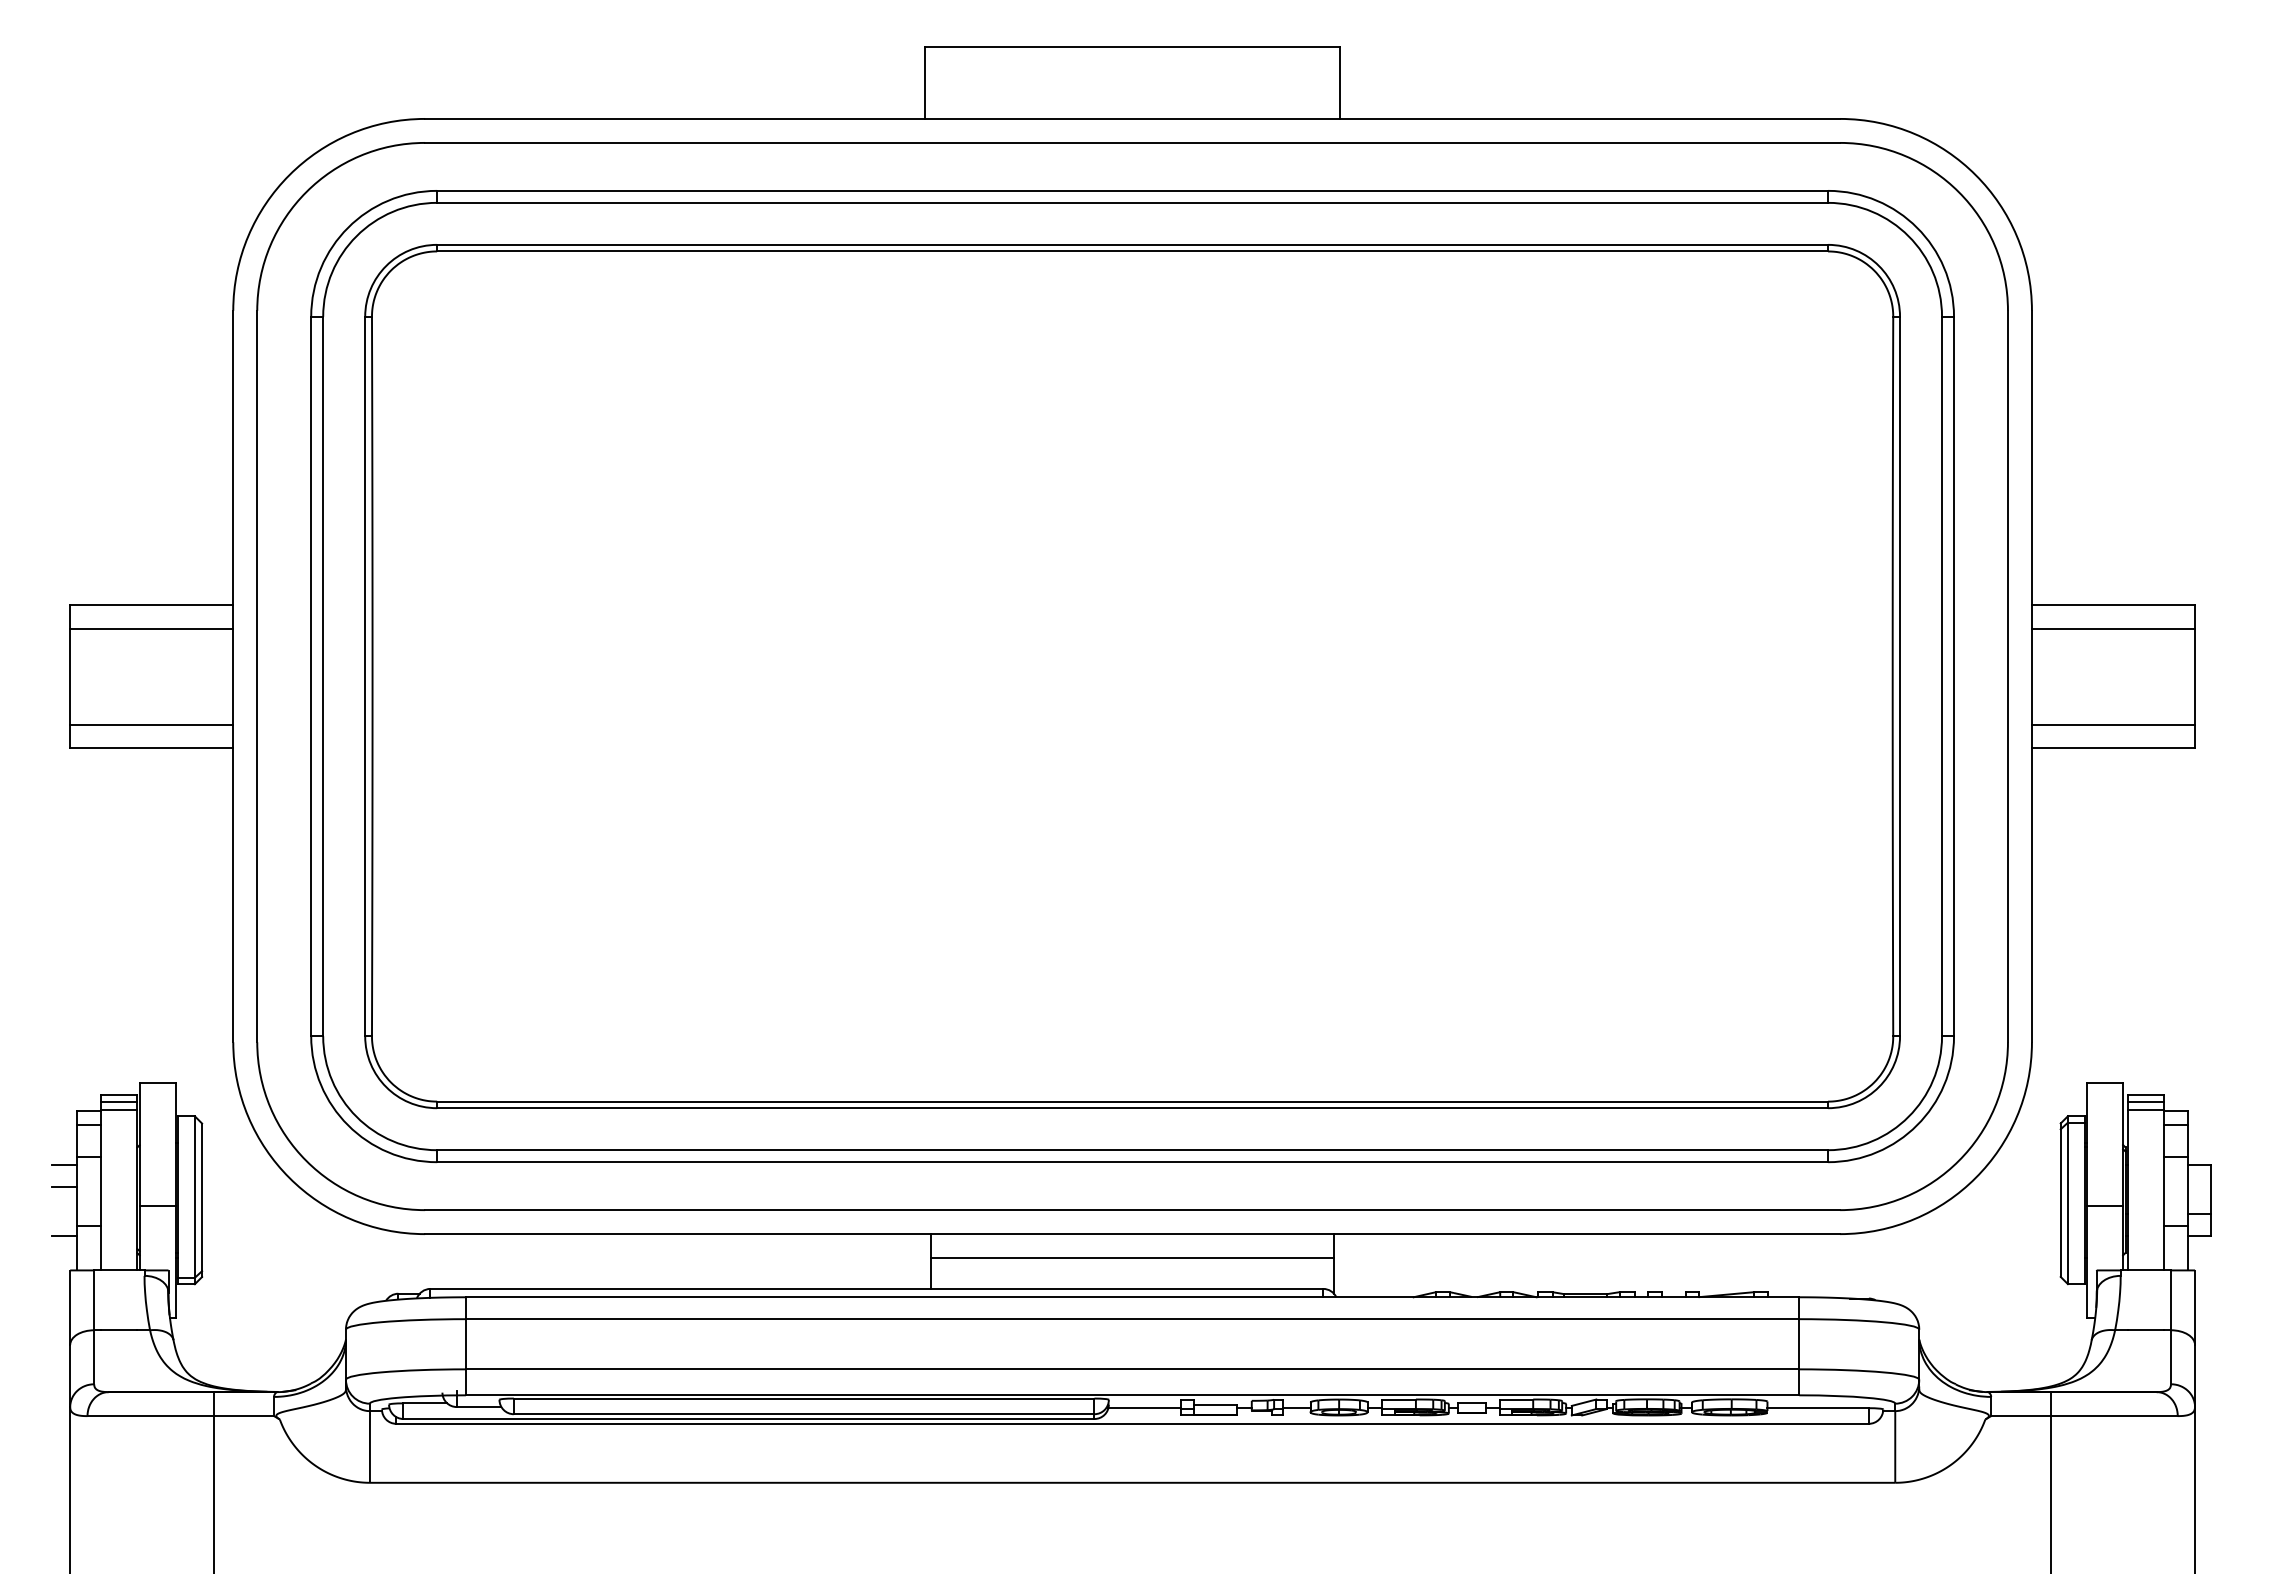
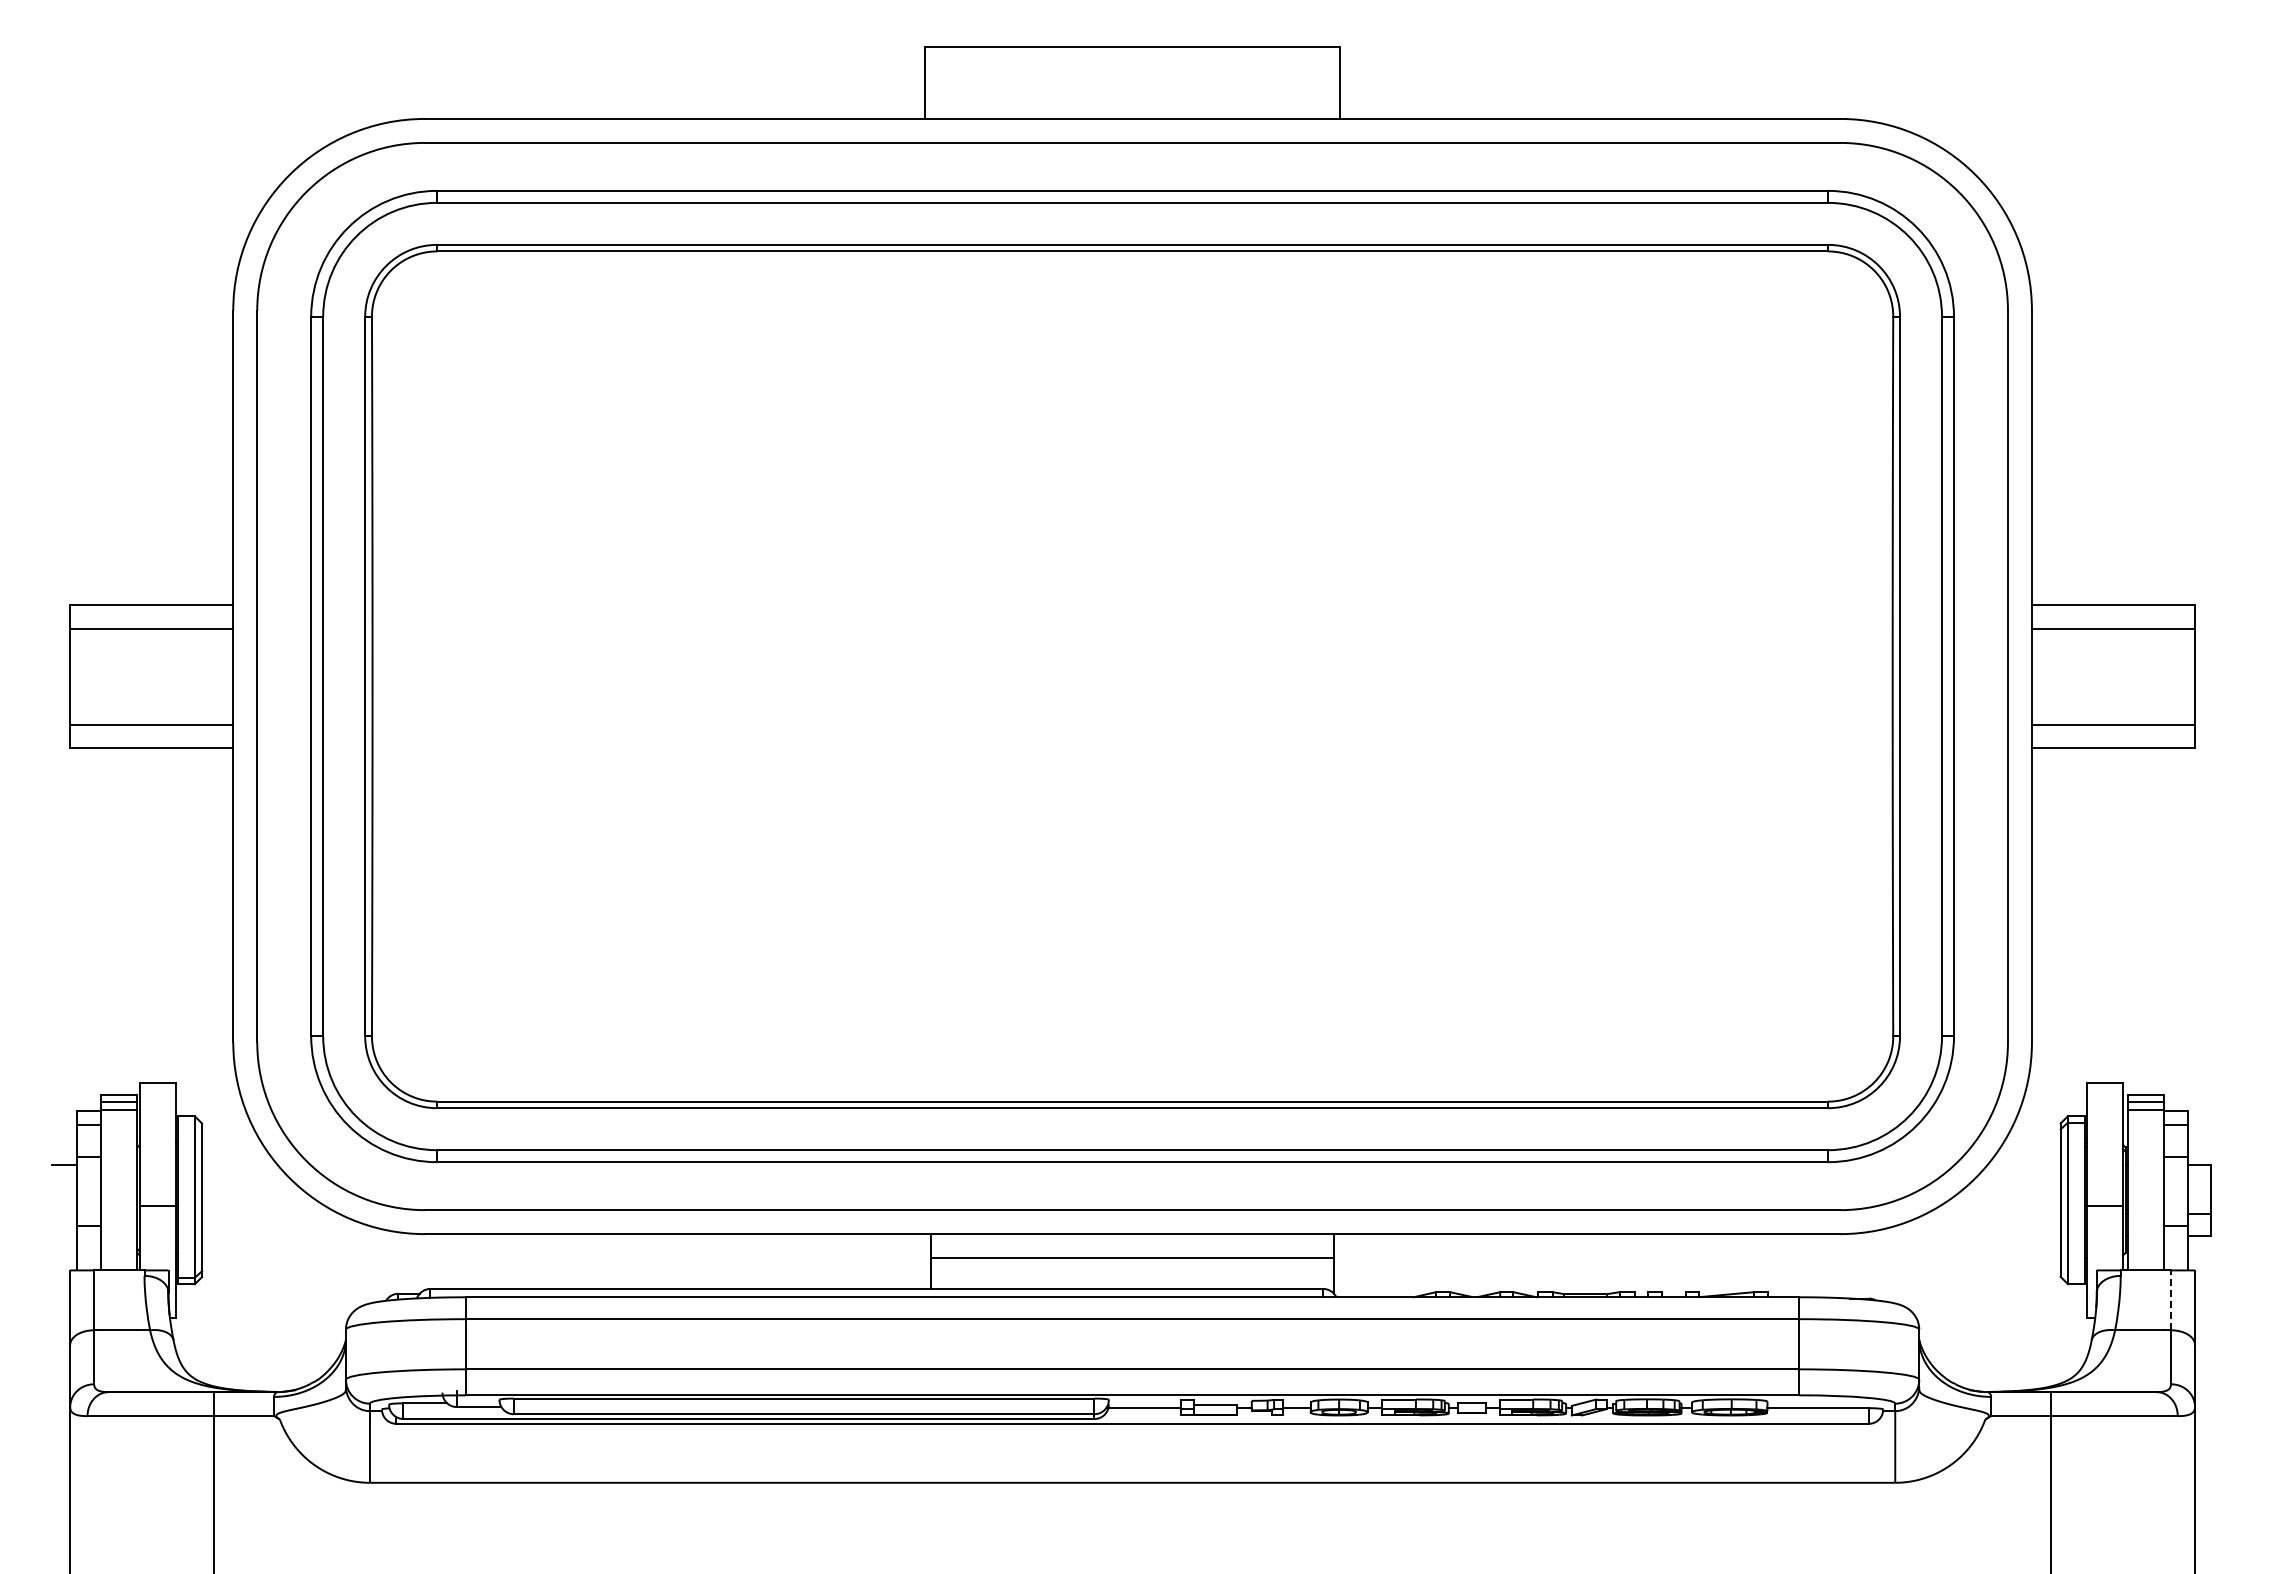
line: present -> none (64, 1186)
line: present -> none (64, 1235)
line: solid -> dashed (2171, 1300)
